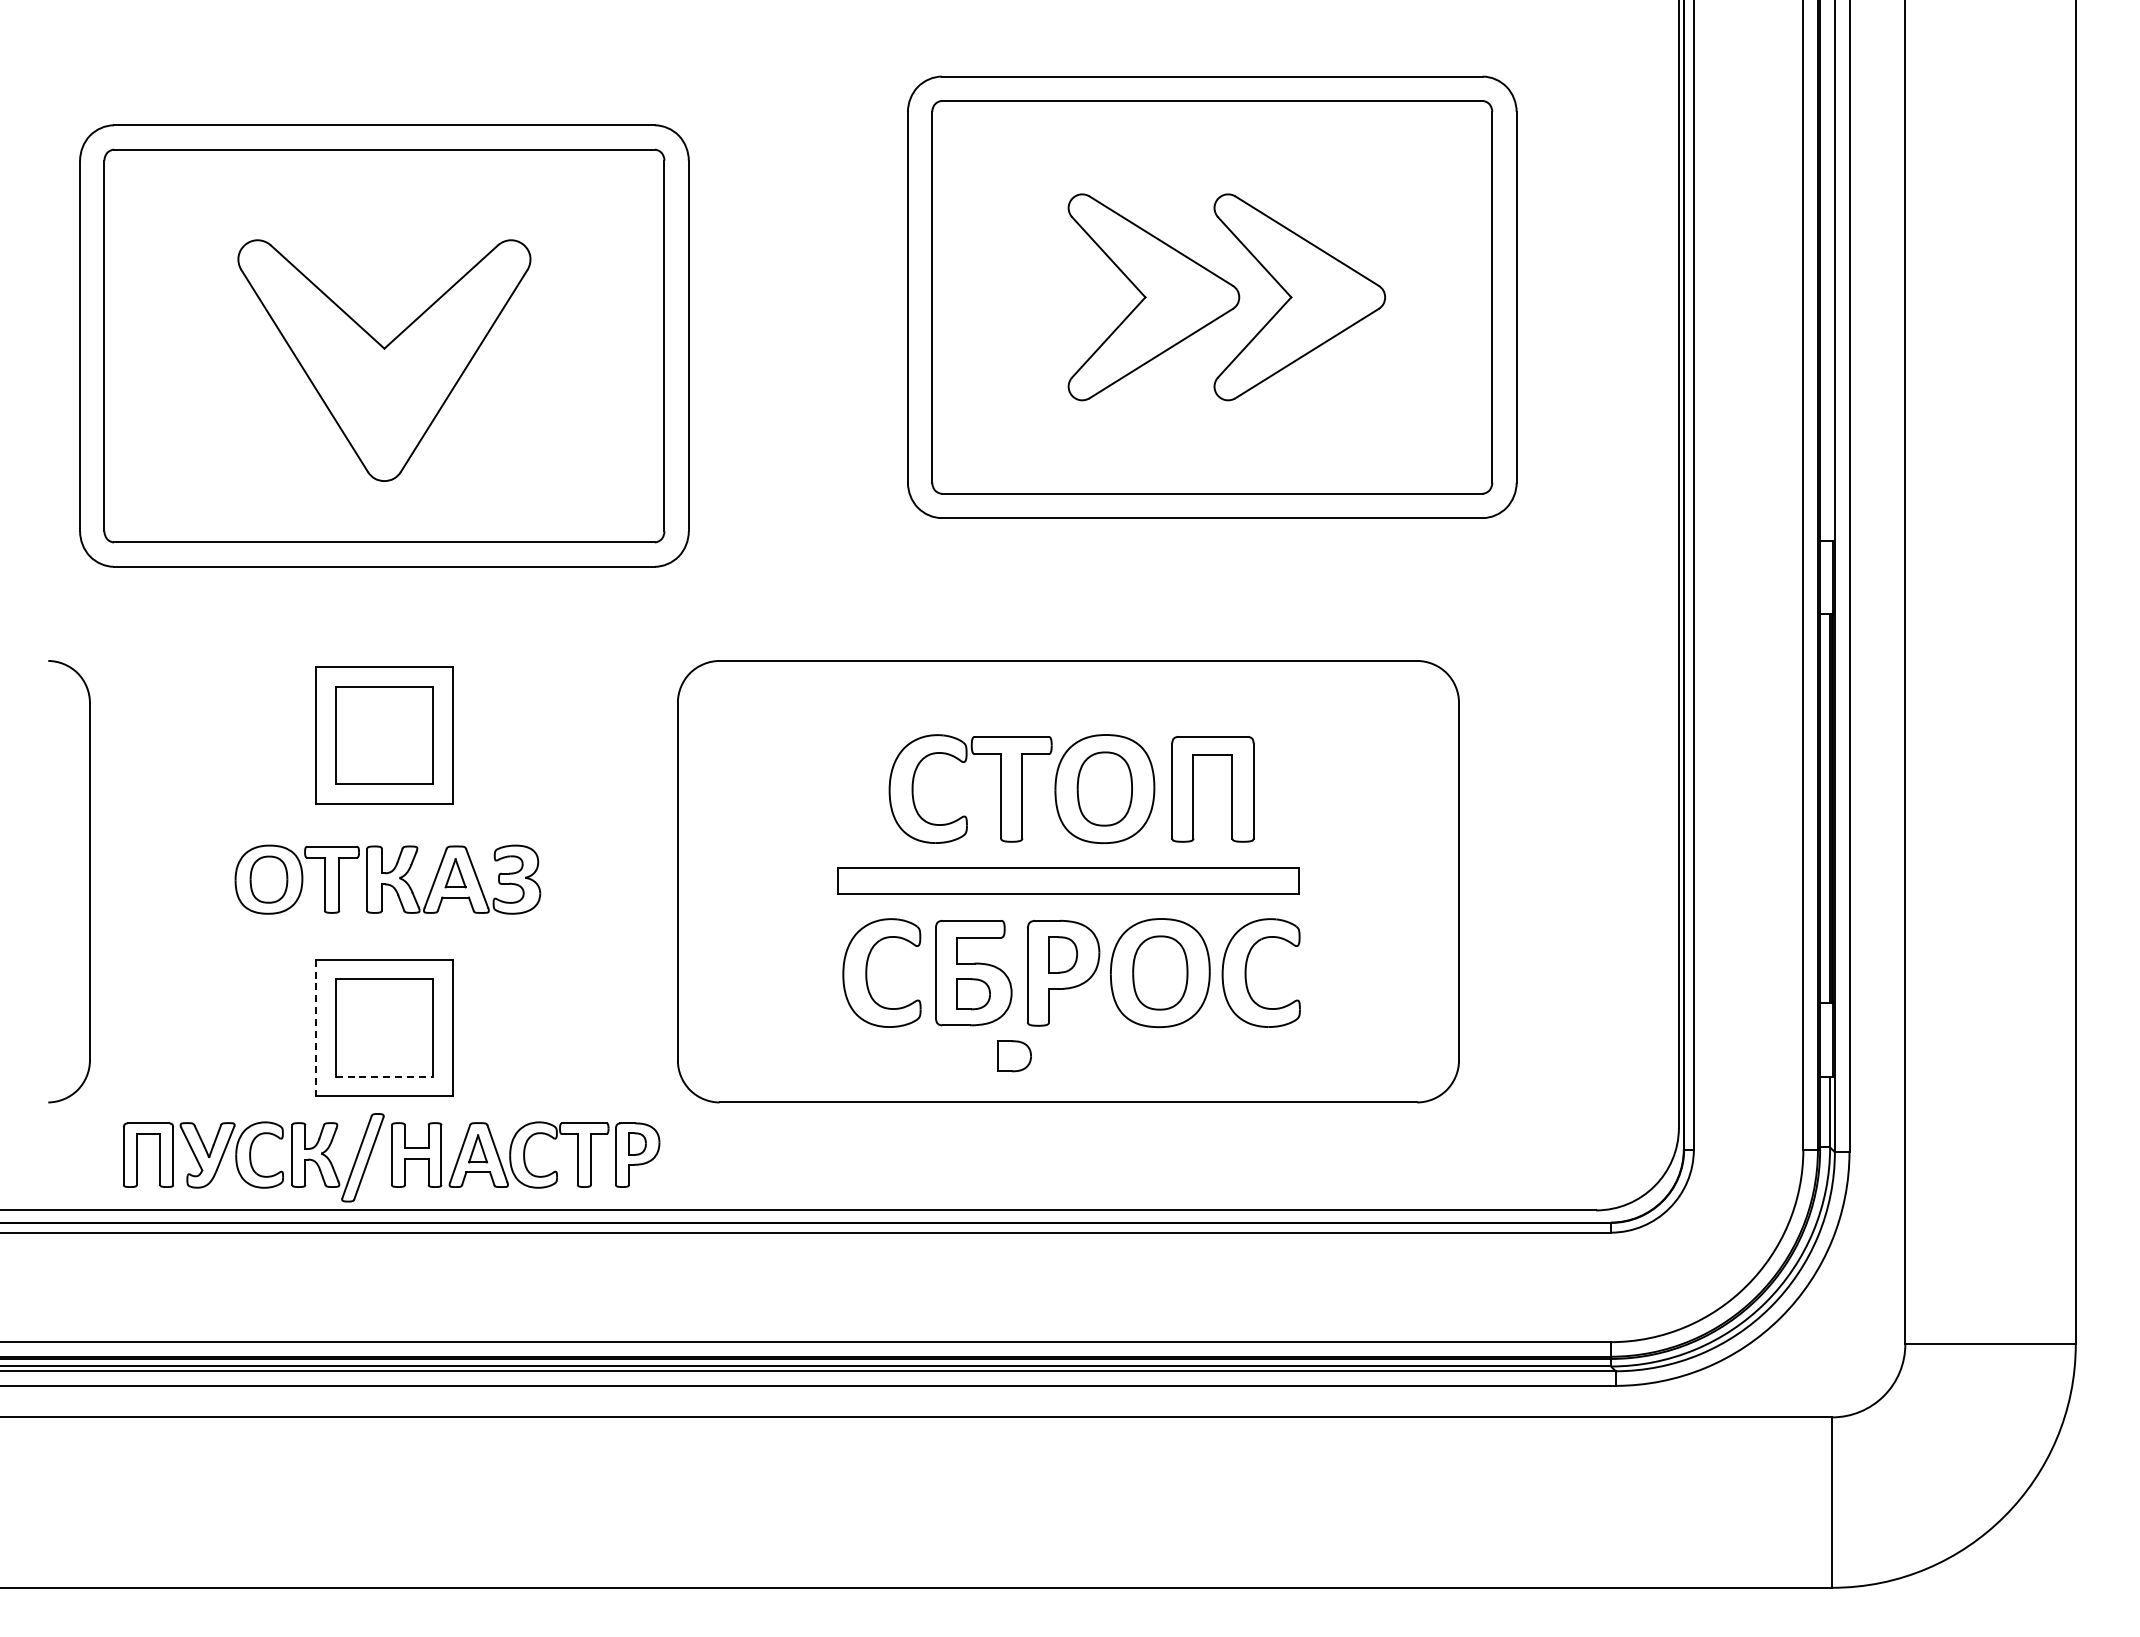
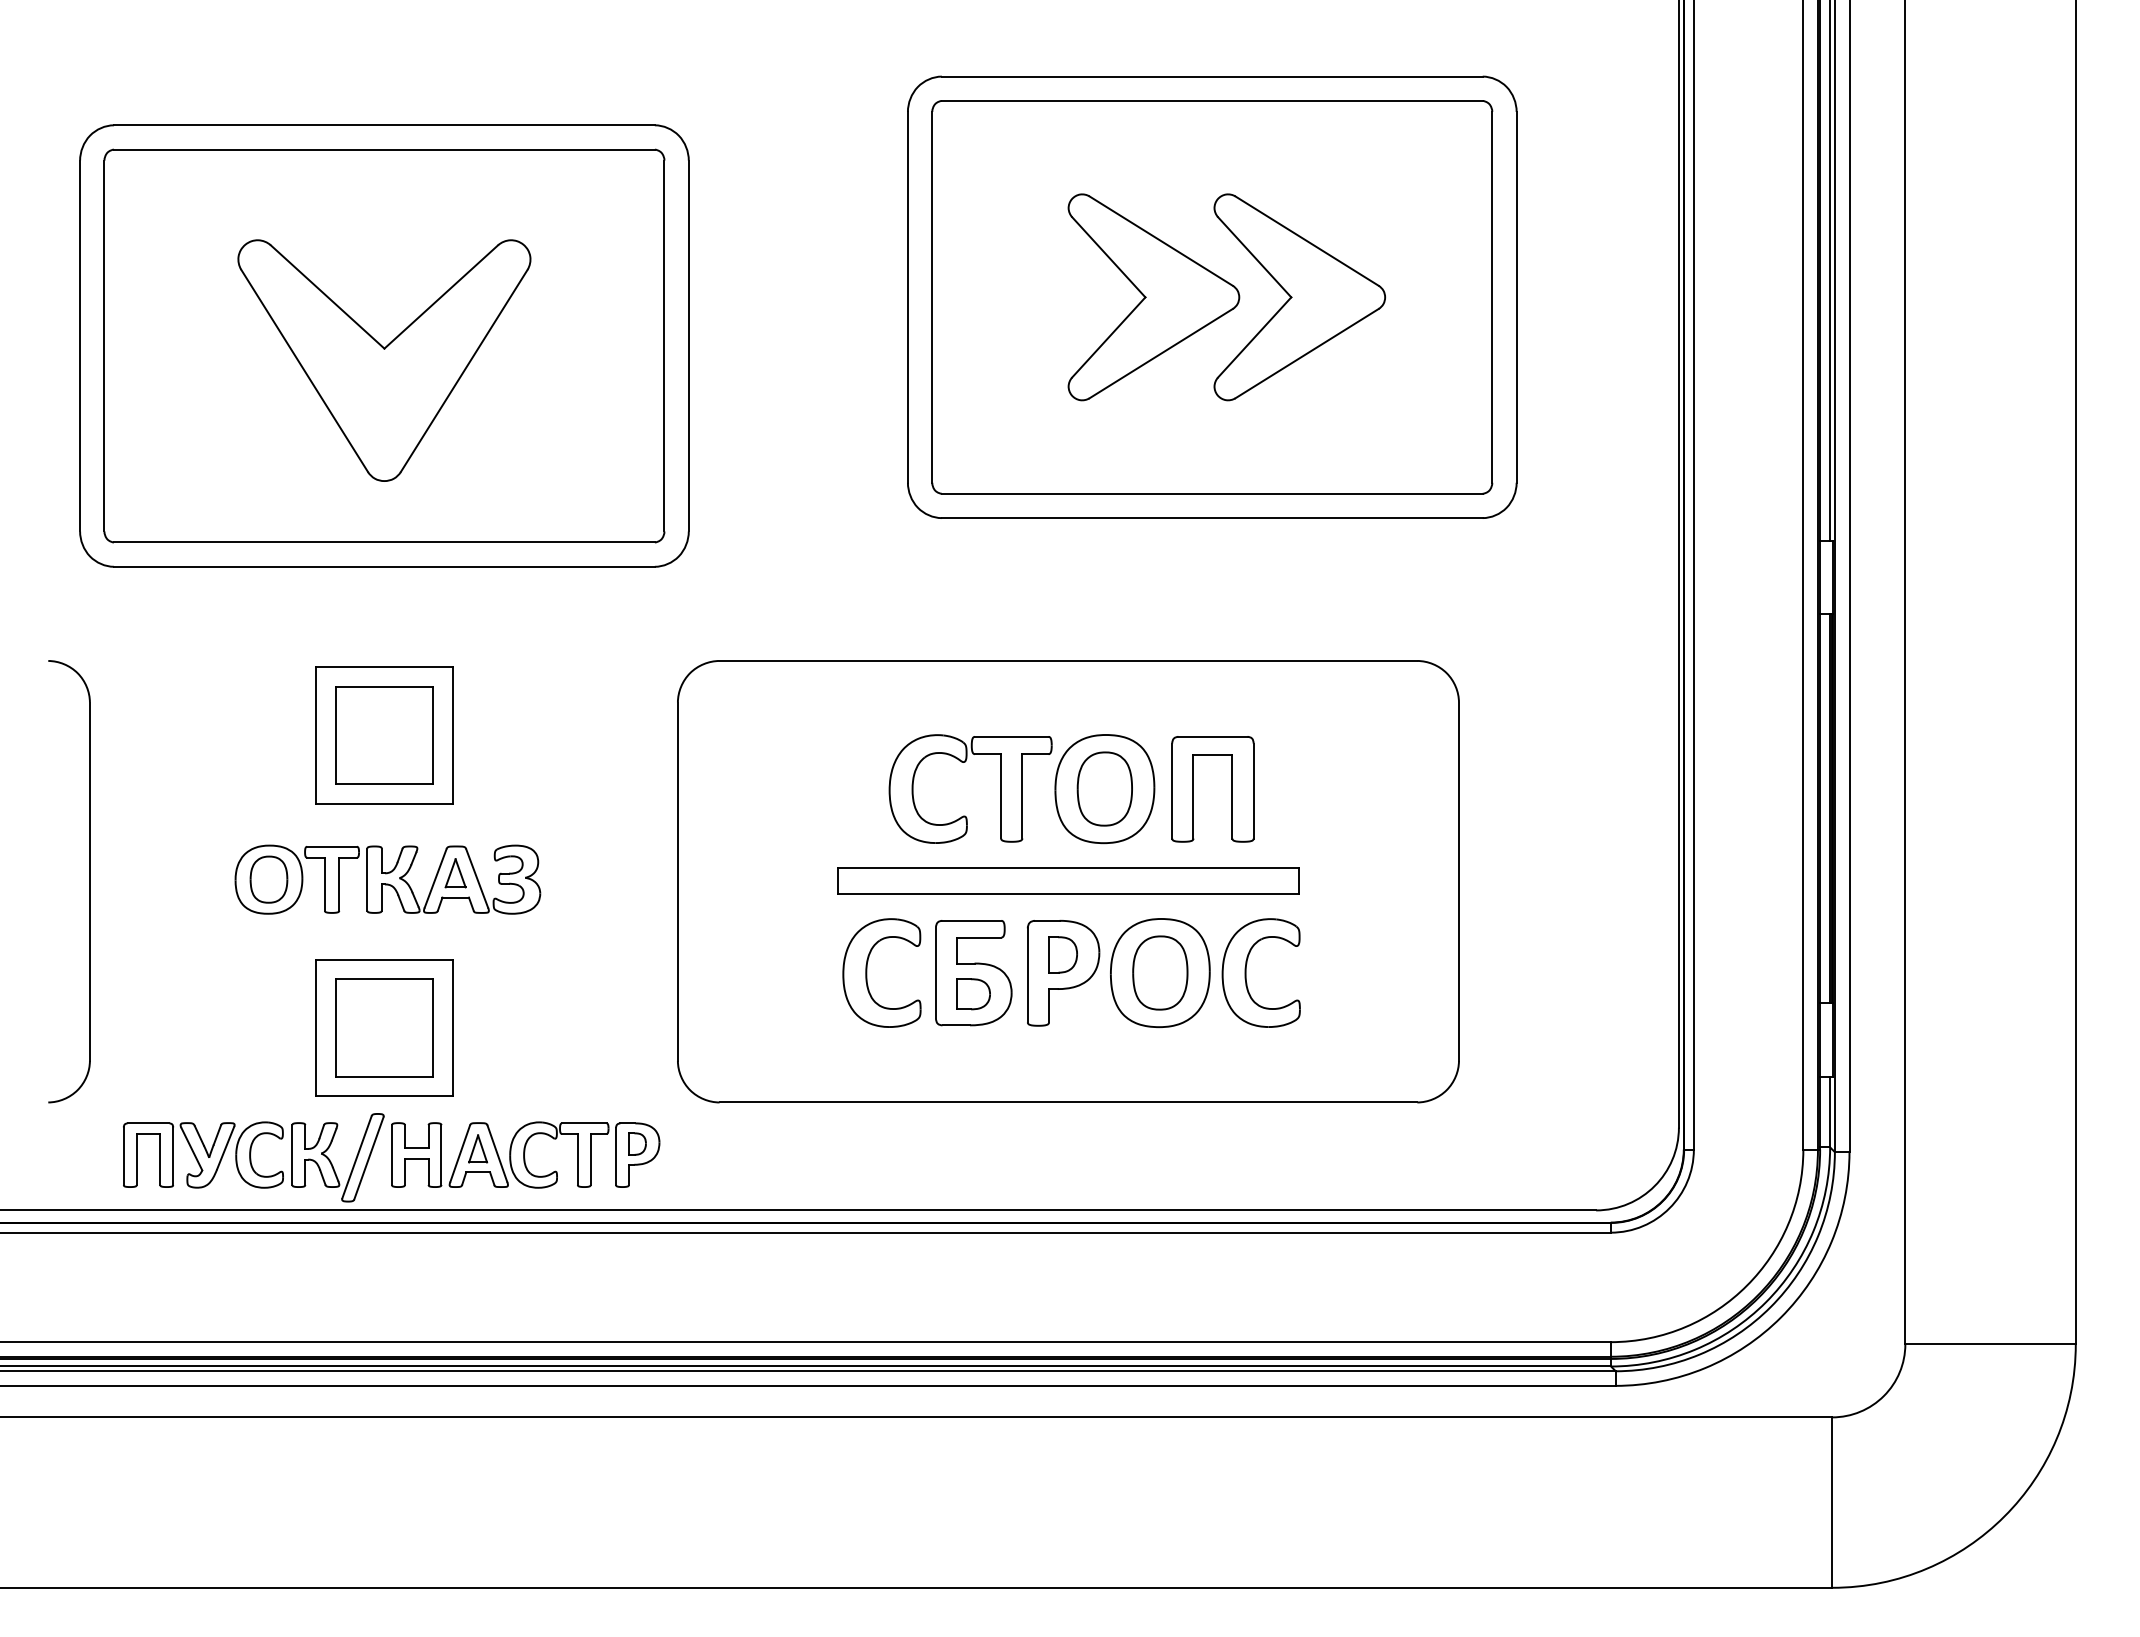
line: none -> present (1830, 271)
line: dashed -> solid (316, 1028)
part: present -> none (1014, 1056)
line: dashed -> solid (384, 1076)
